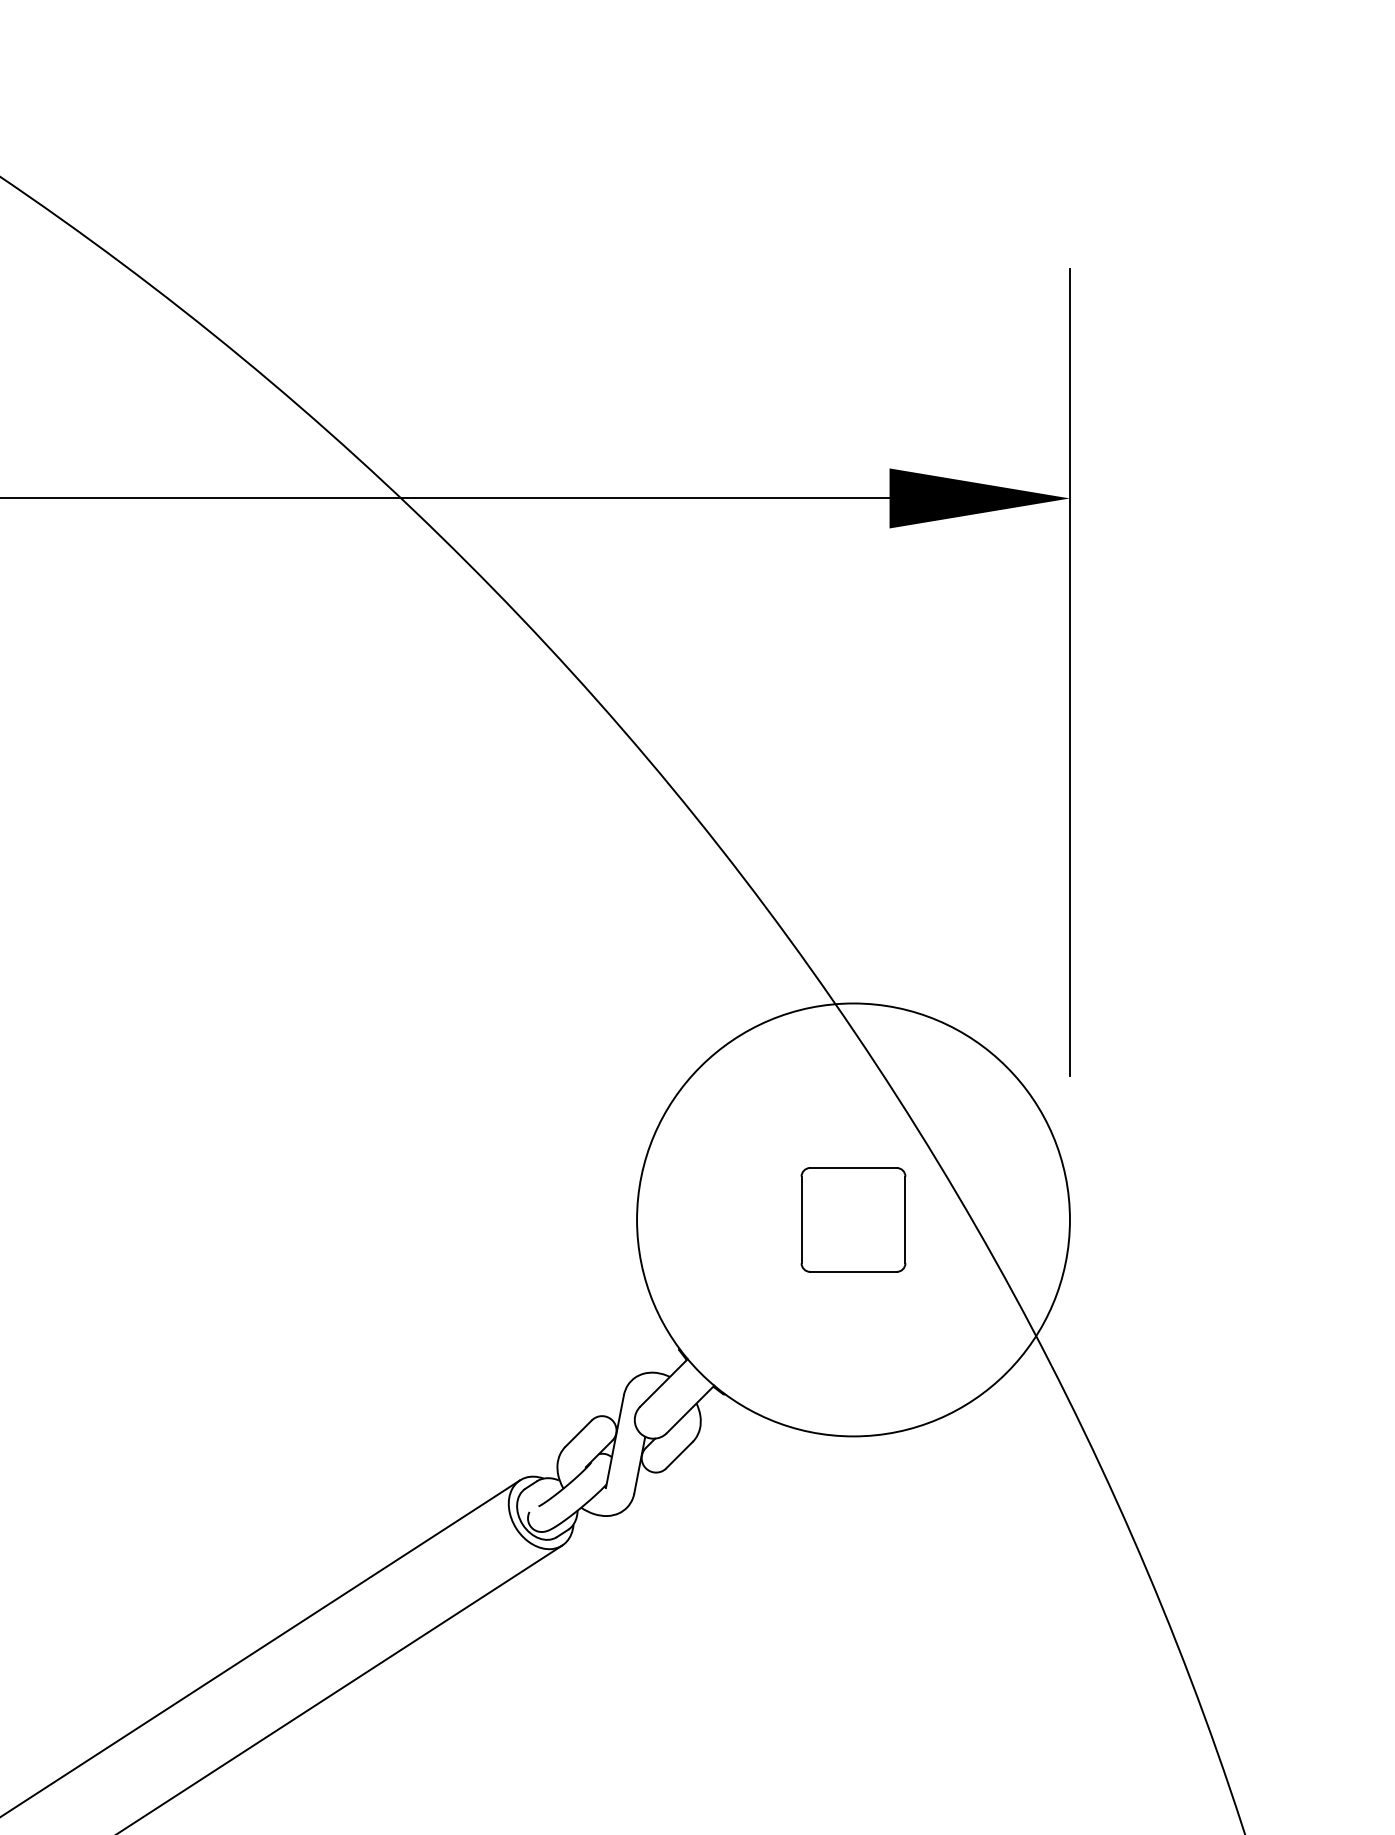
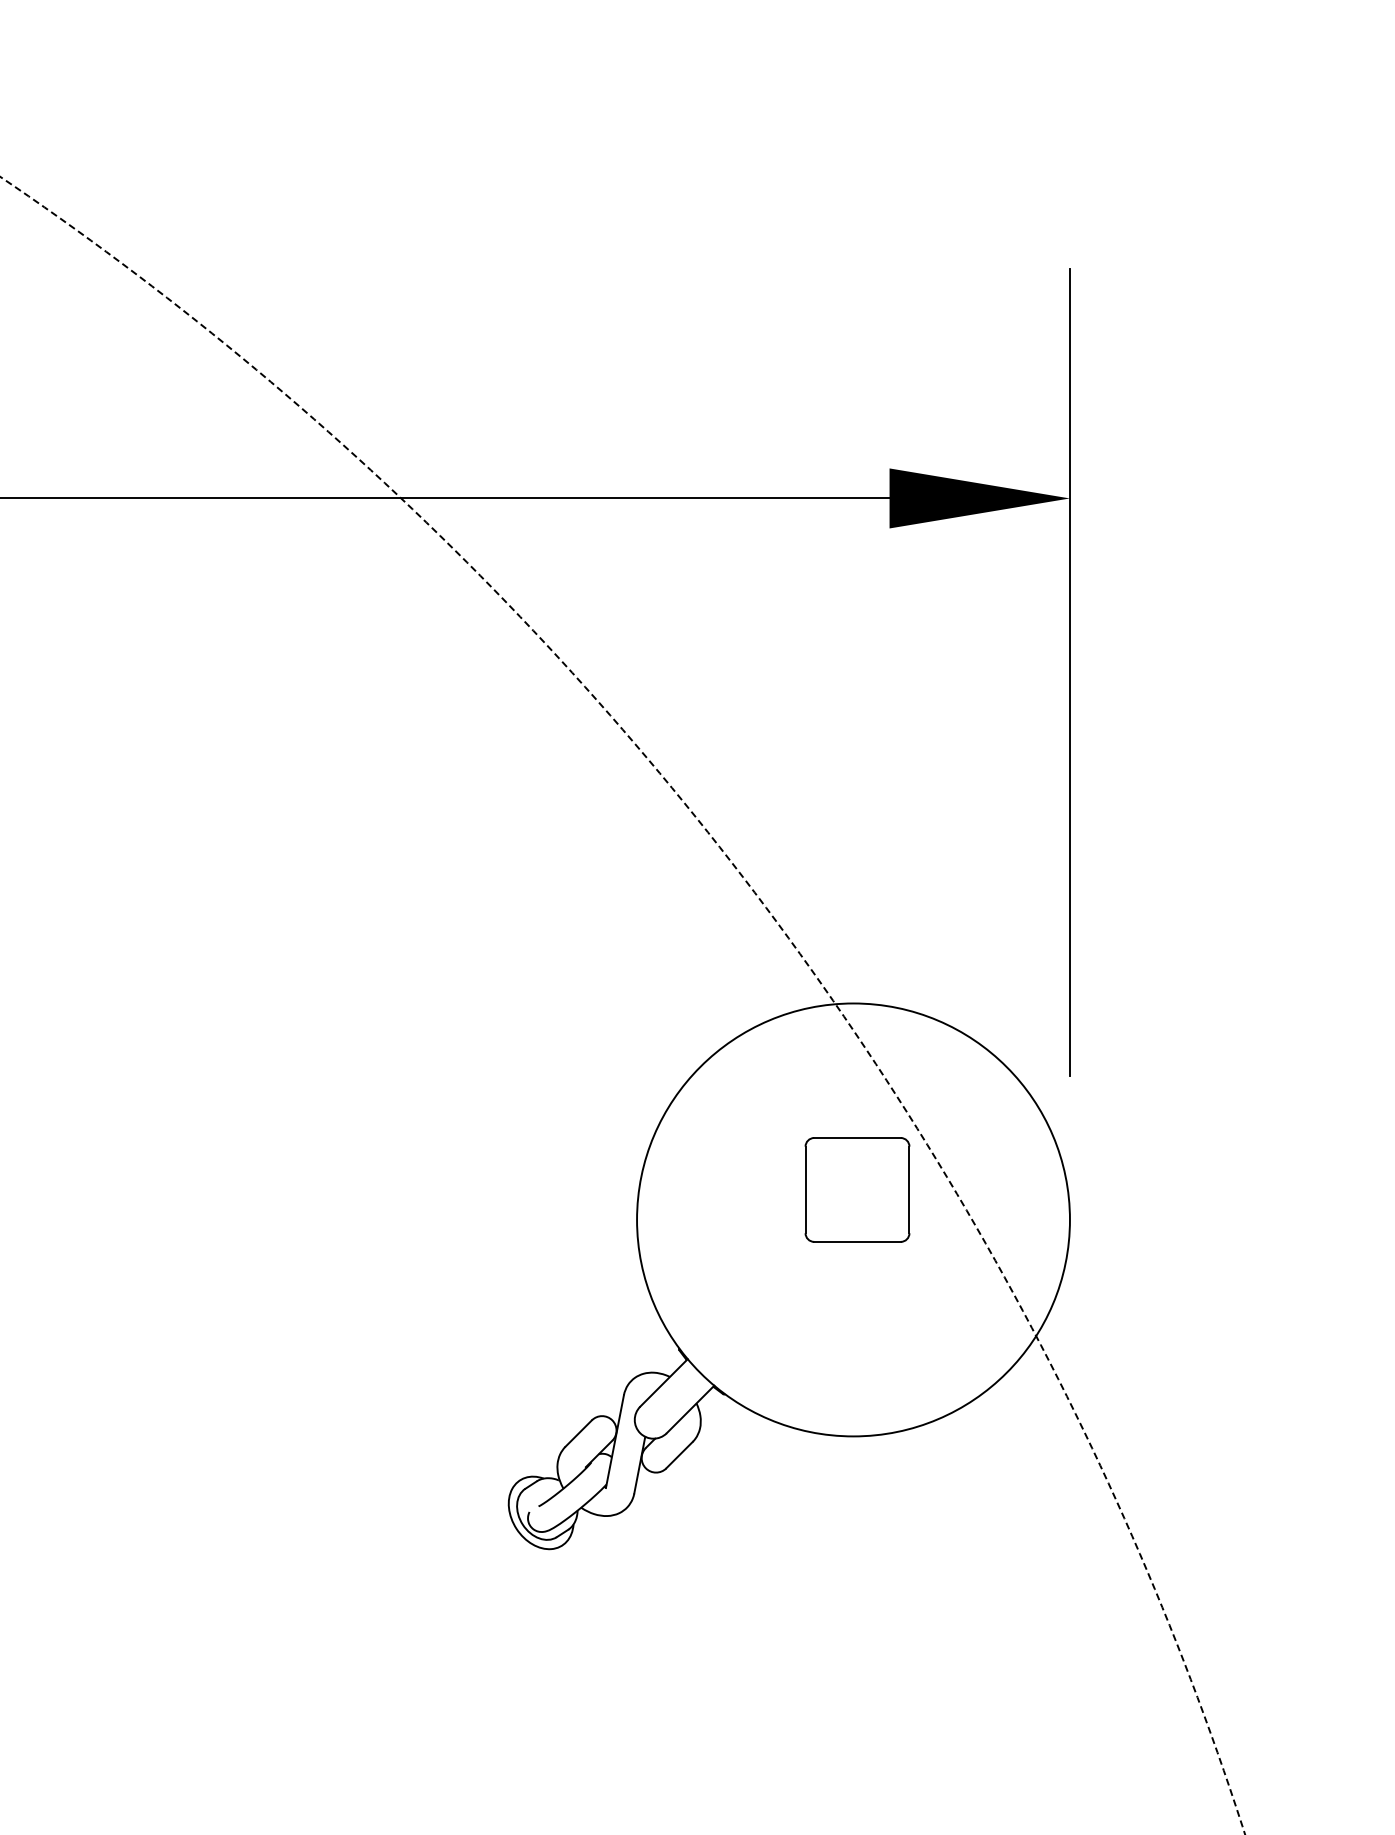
arc: solid -> dashed (760, 900)
part position: (853, 1219) -> (857, 1189) (857, 1189)
line: present -> none (261, 1647)
line: present -> none (341, 1688)
